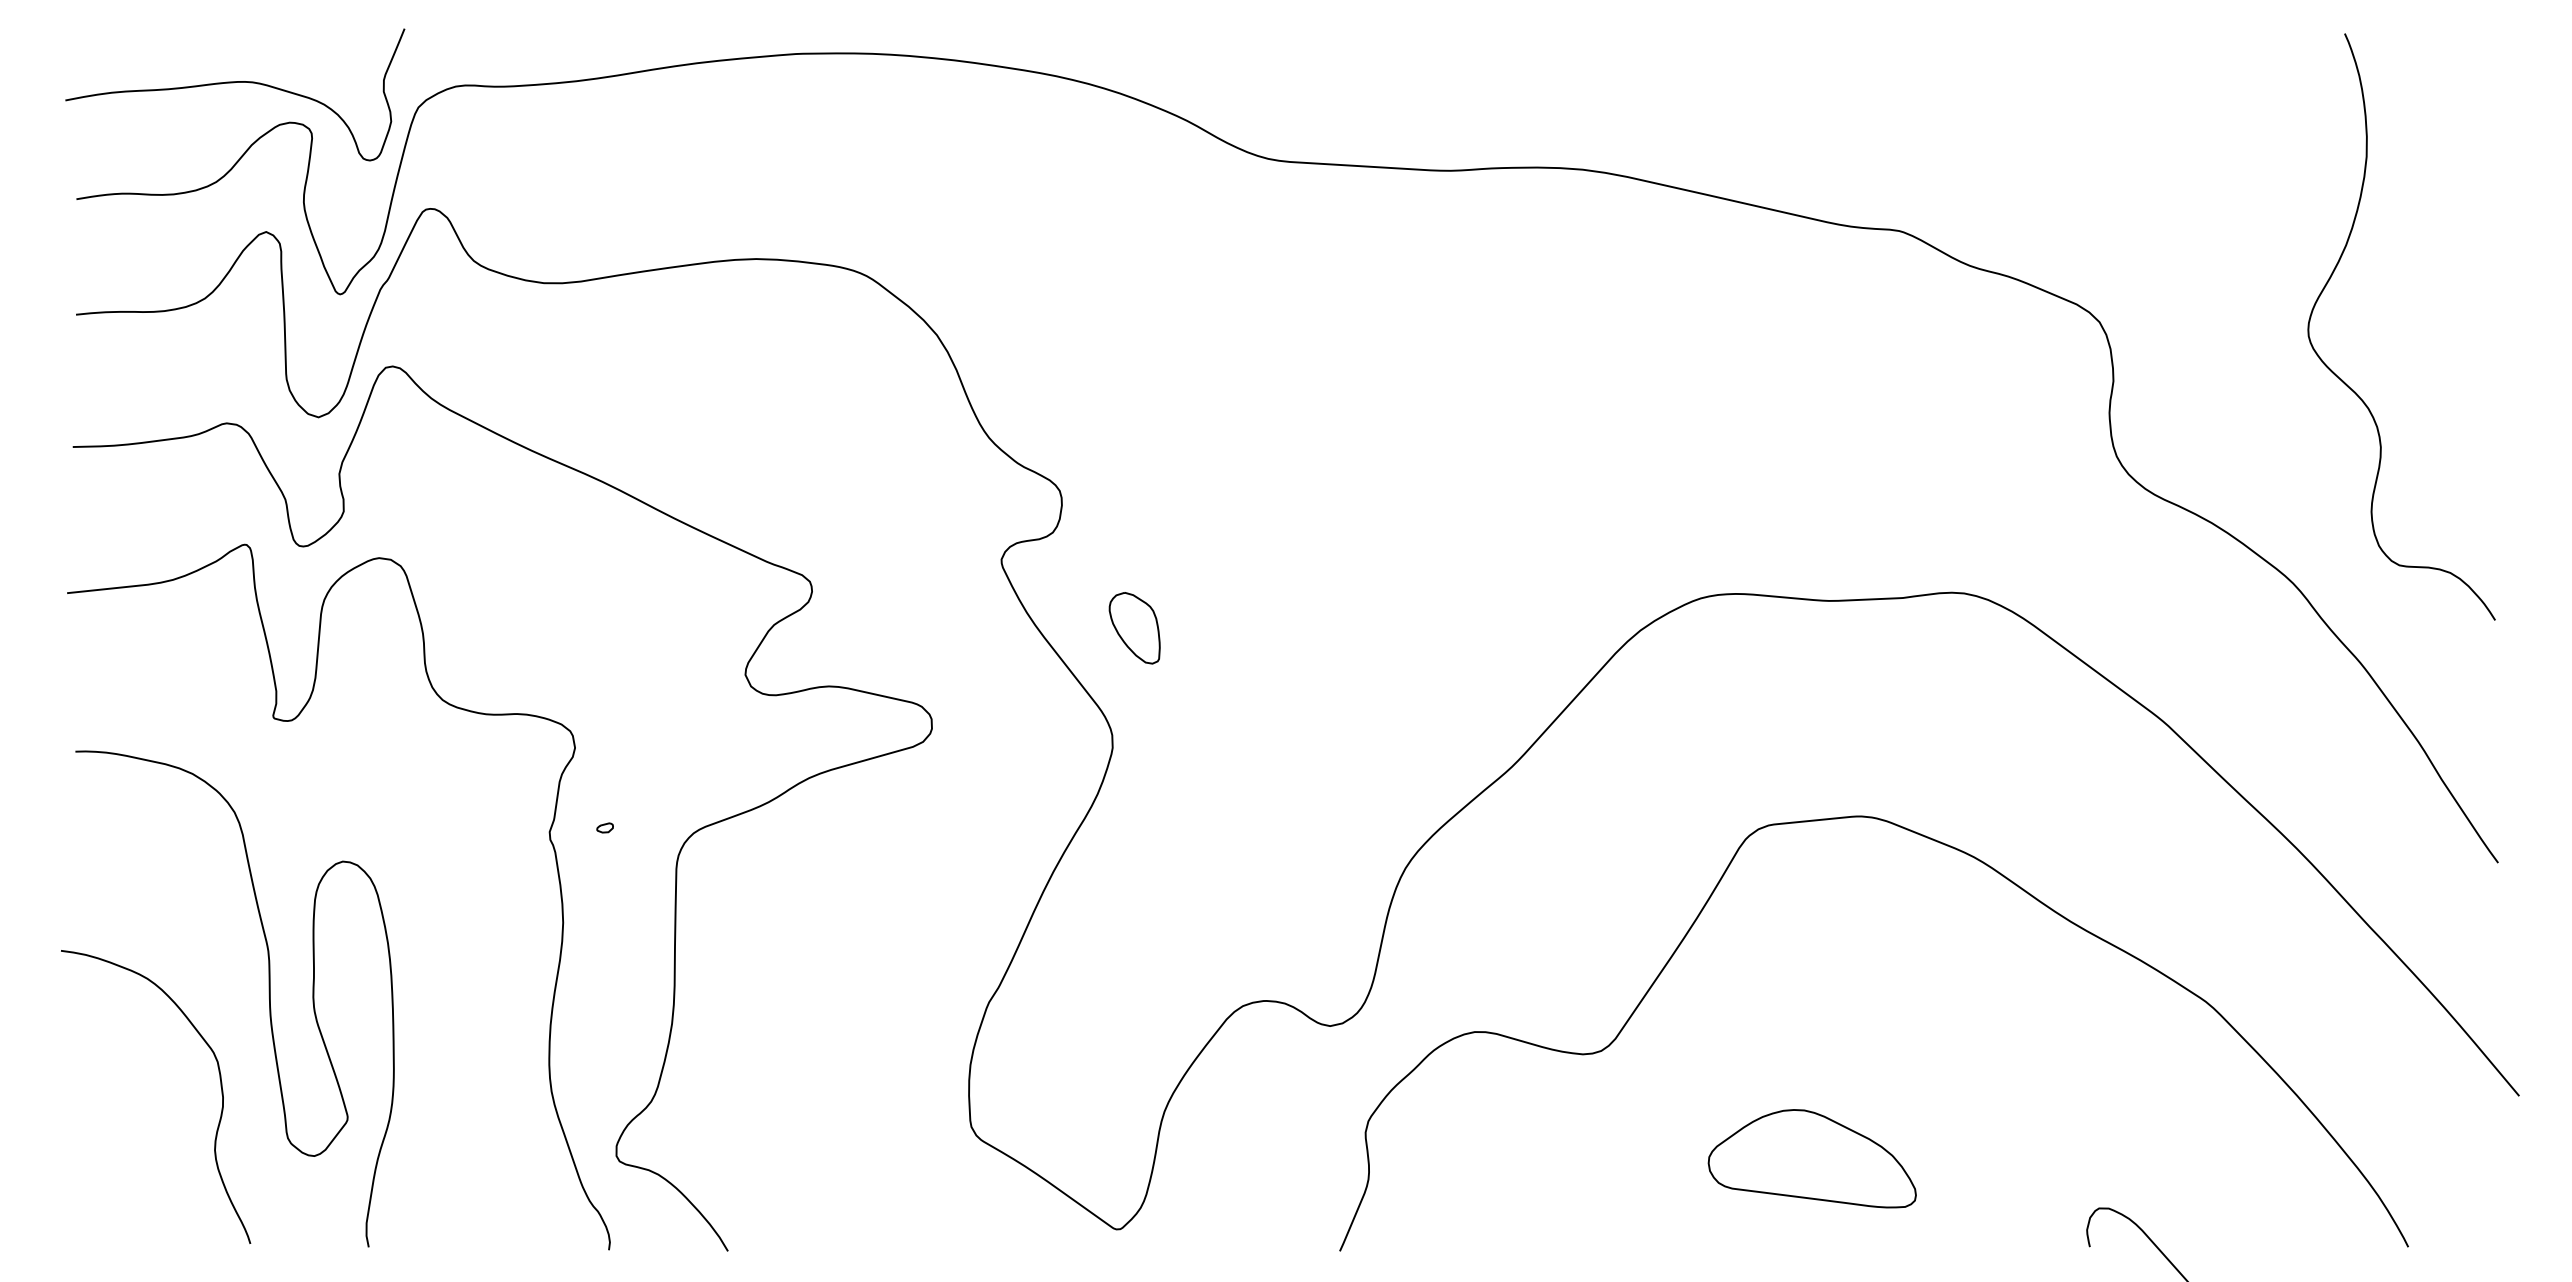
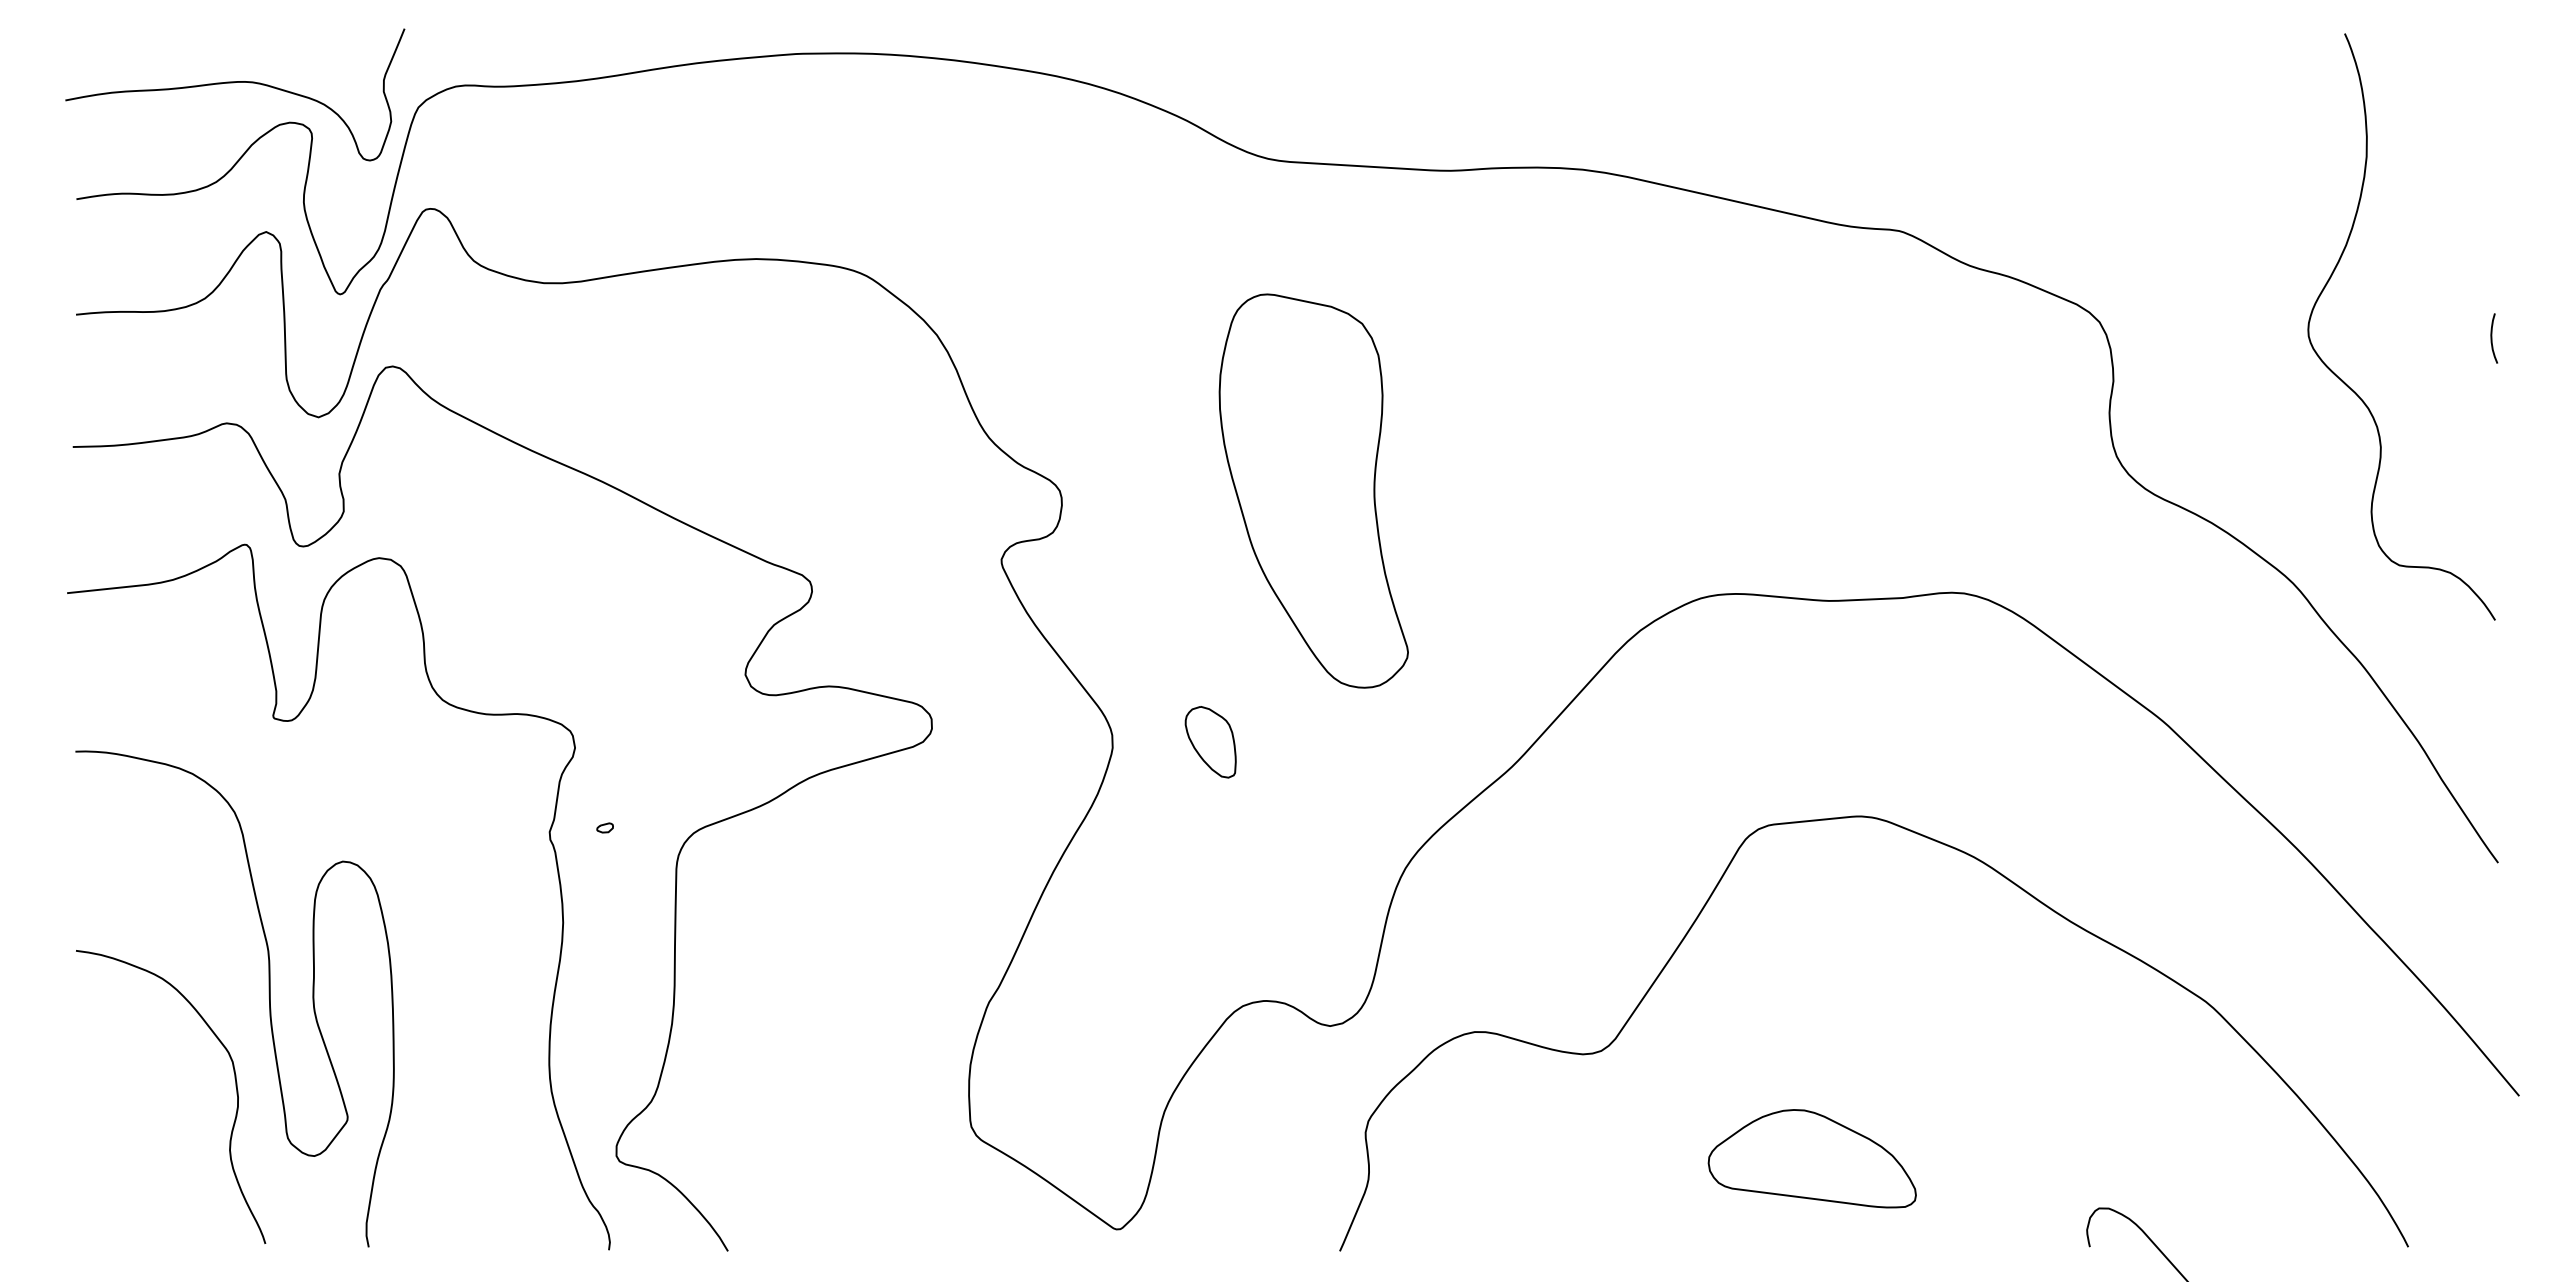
curve: none -> present (2492, 338)
part: none -> present (1313, 490)
part position: (1134, 628) -> (1210, 742) (1210, 742)
curve position: (220, 1086) -> (235, 1086) (235, 1086)
